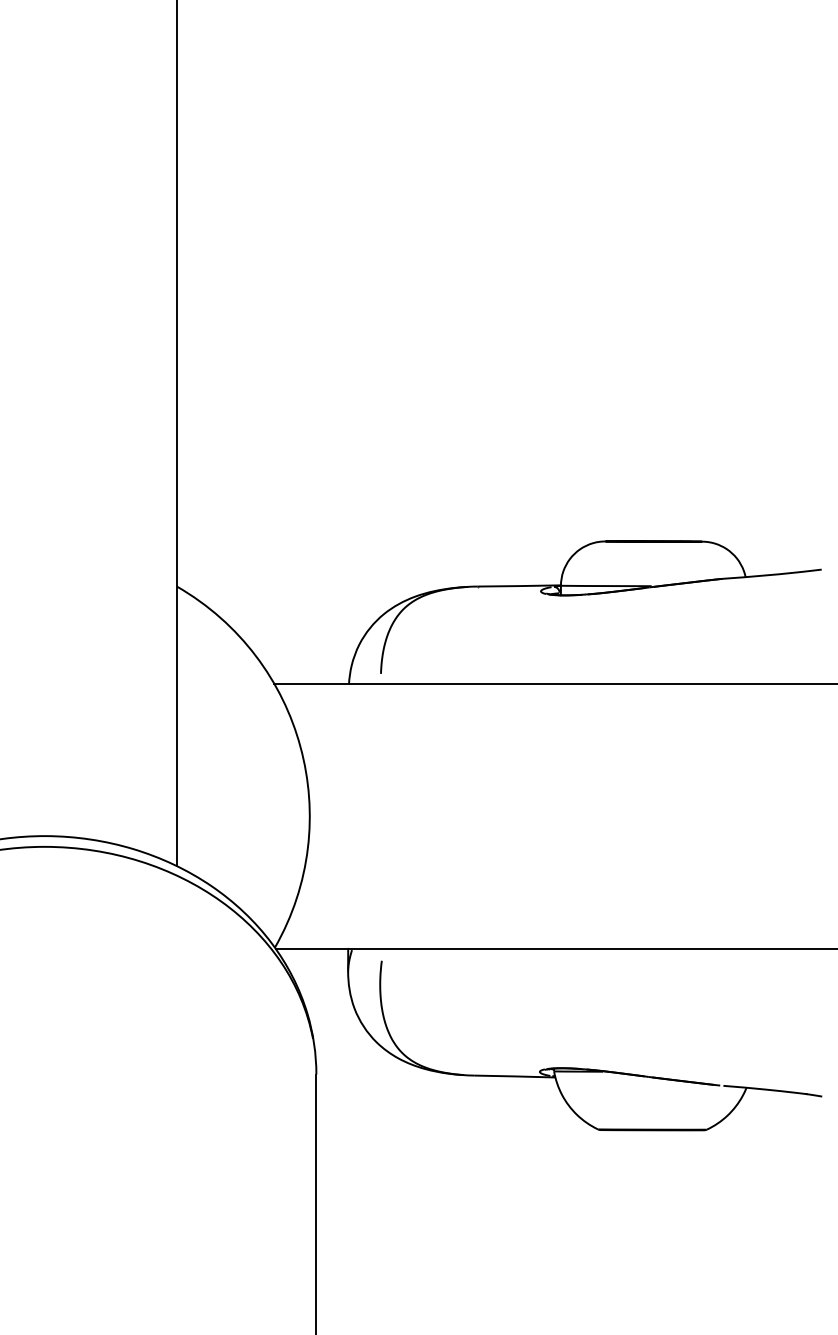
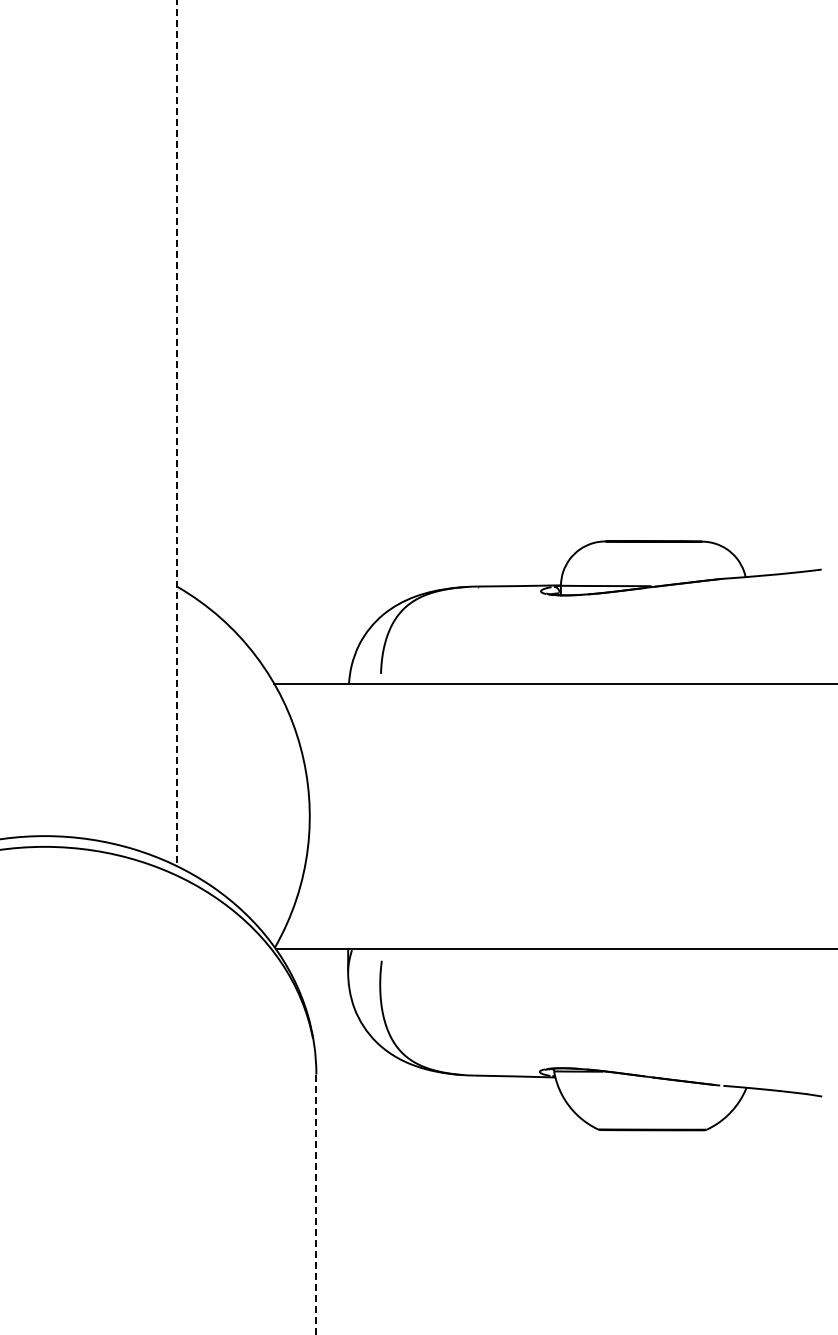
line: solid -> dashed (177, 433)
line: solid -> dashed (316, 1204)
